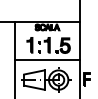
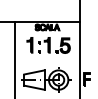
line: present -> none (46, 60)
